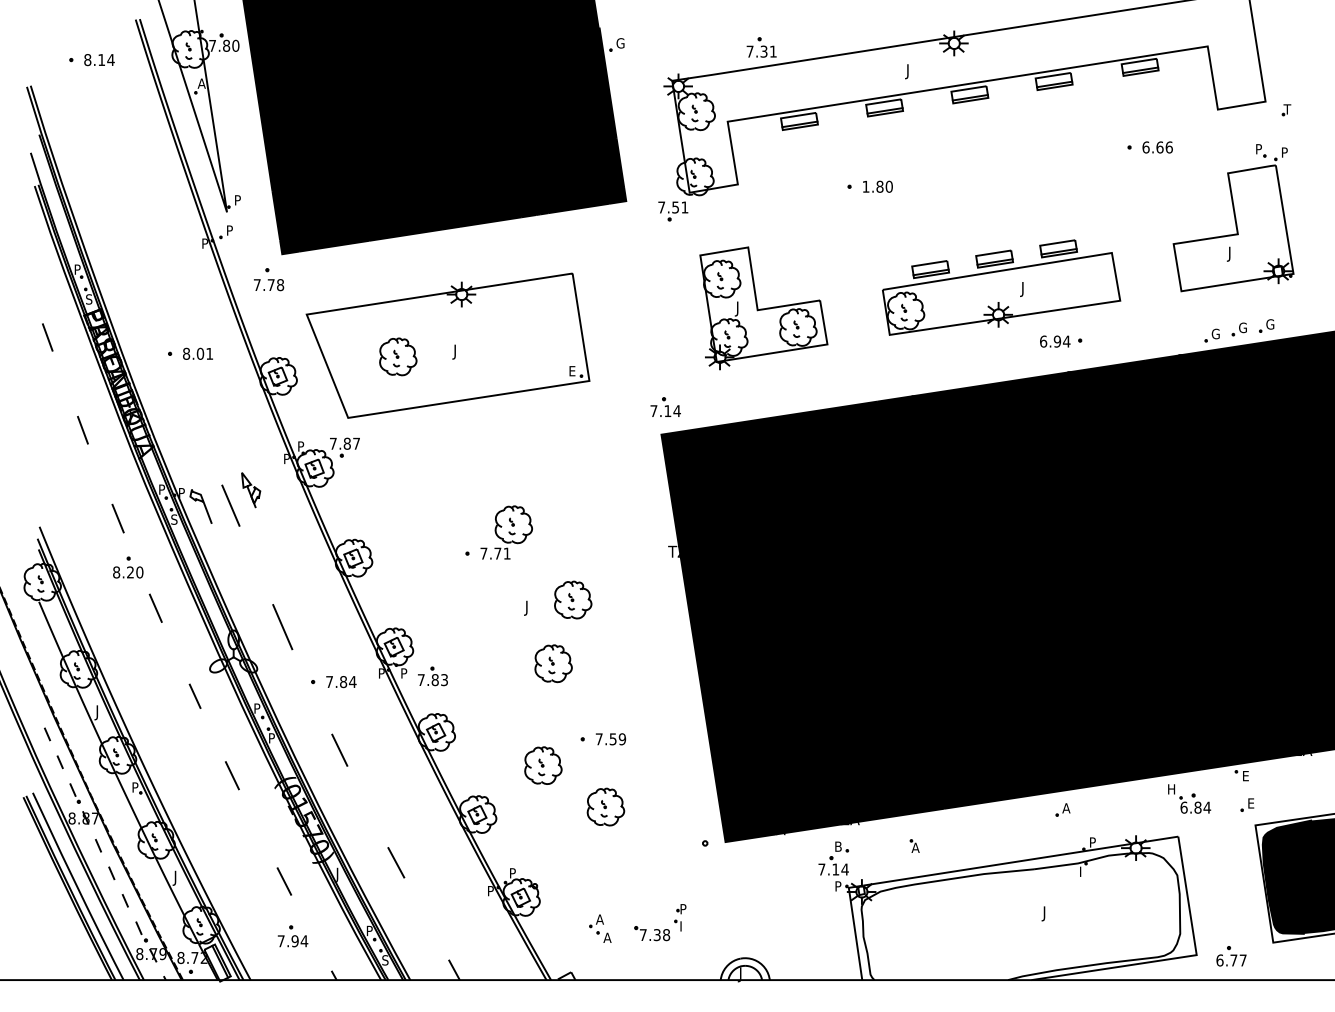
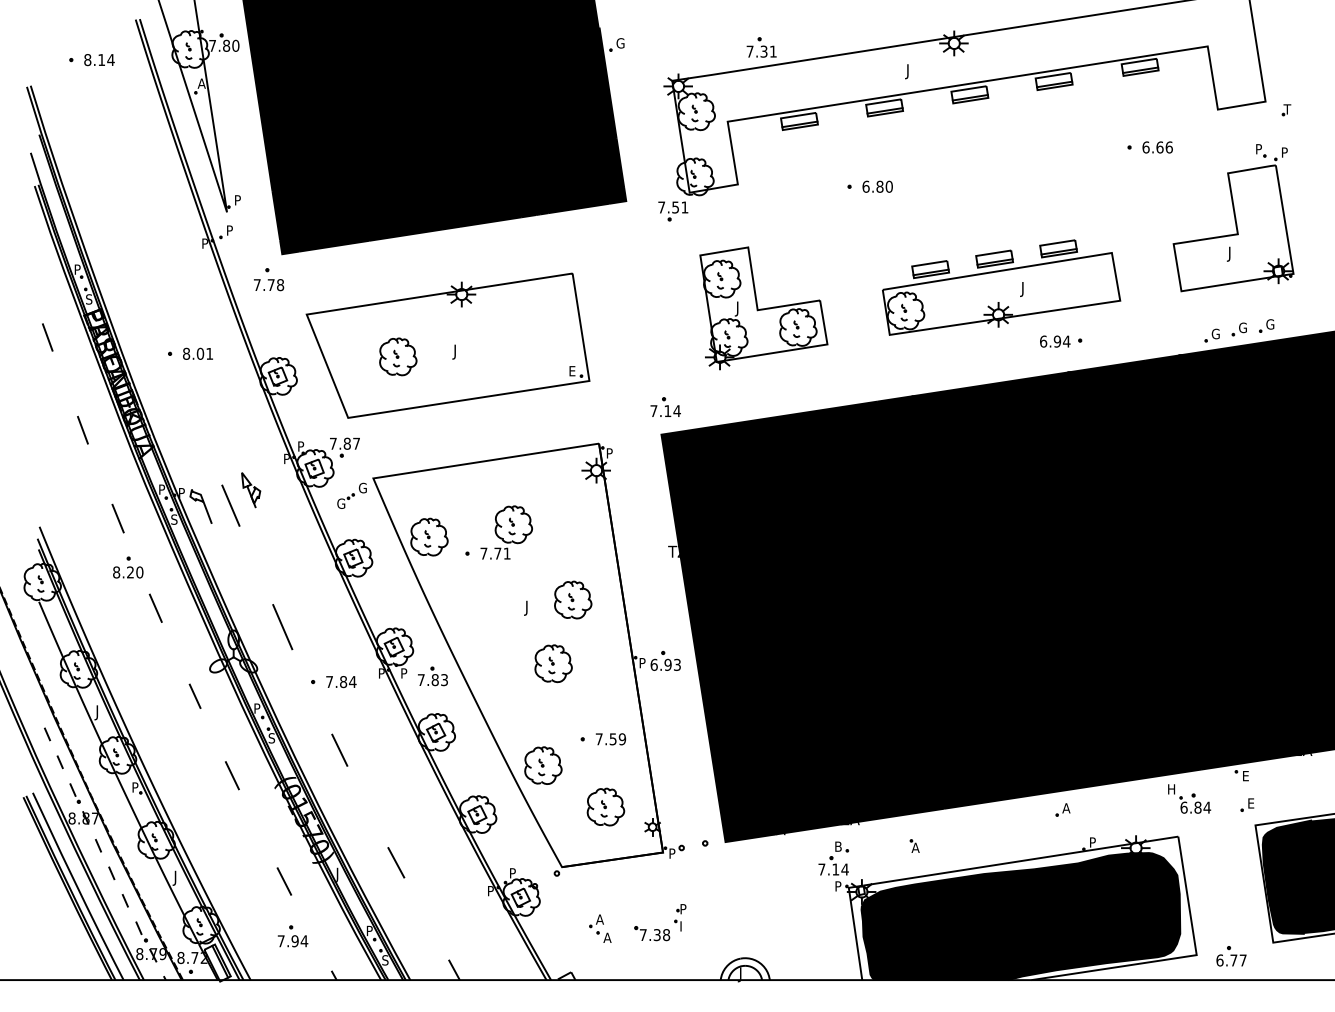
text: 1.80 -> 6.80 (865, 186)
part: none -> present (510, 659)
text: P -> S (271, 738)
fill: none -> present (1020, 916)
